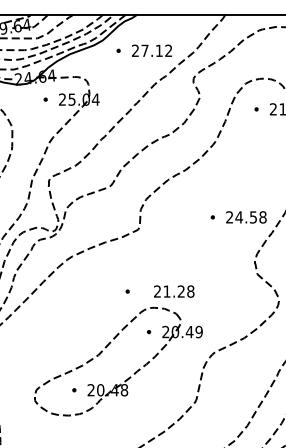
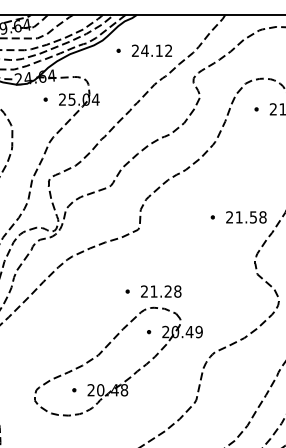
text: 27.12 -> 24.12 (144, 50)
text: 24.58 -> 21.58 (239, 217)
text position: (174, 291) -> (161, 291) (161, 291)
